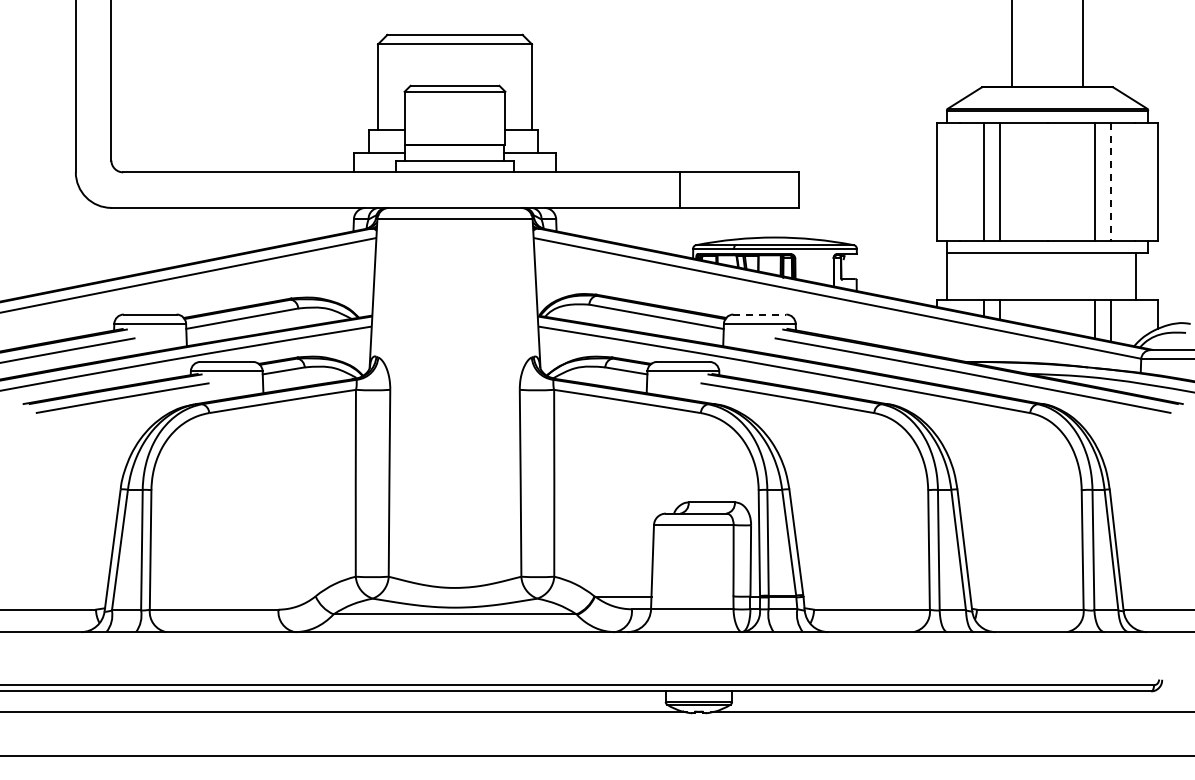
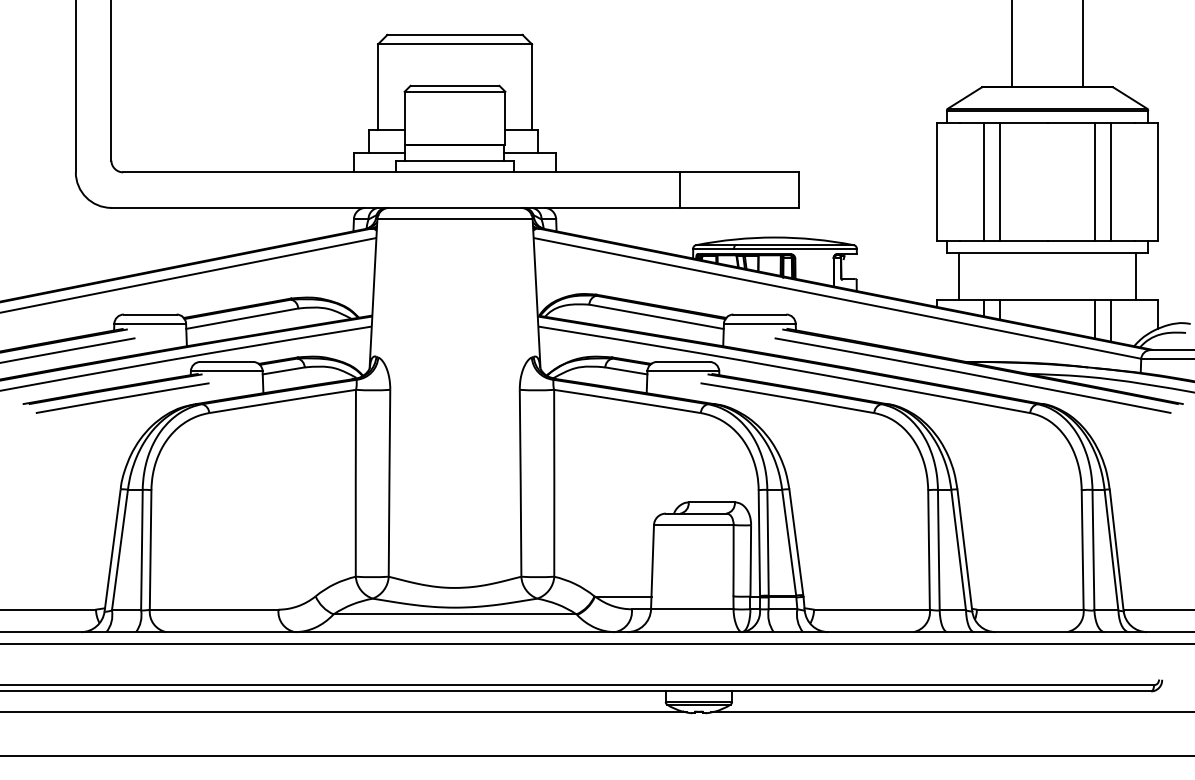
line: dashed -> solid (1111, 182)
line position: (946, 276) -> (958, 276) (958, 276)
line: dashed -> solid (760, 314)
line: none -> present (596, 643)
